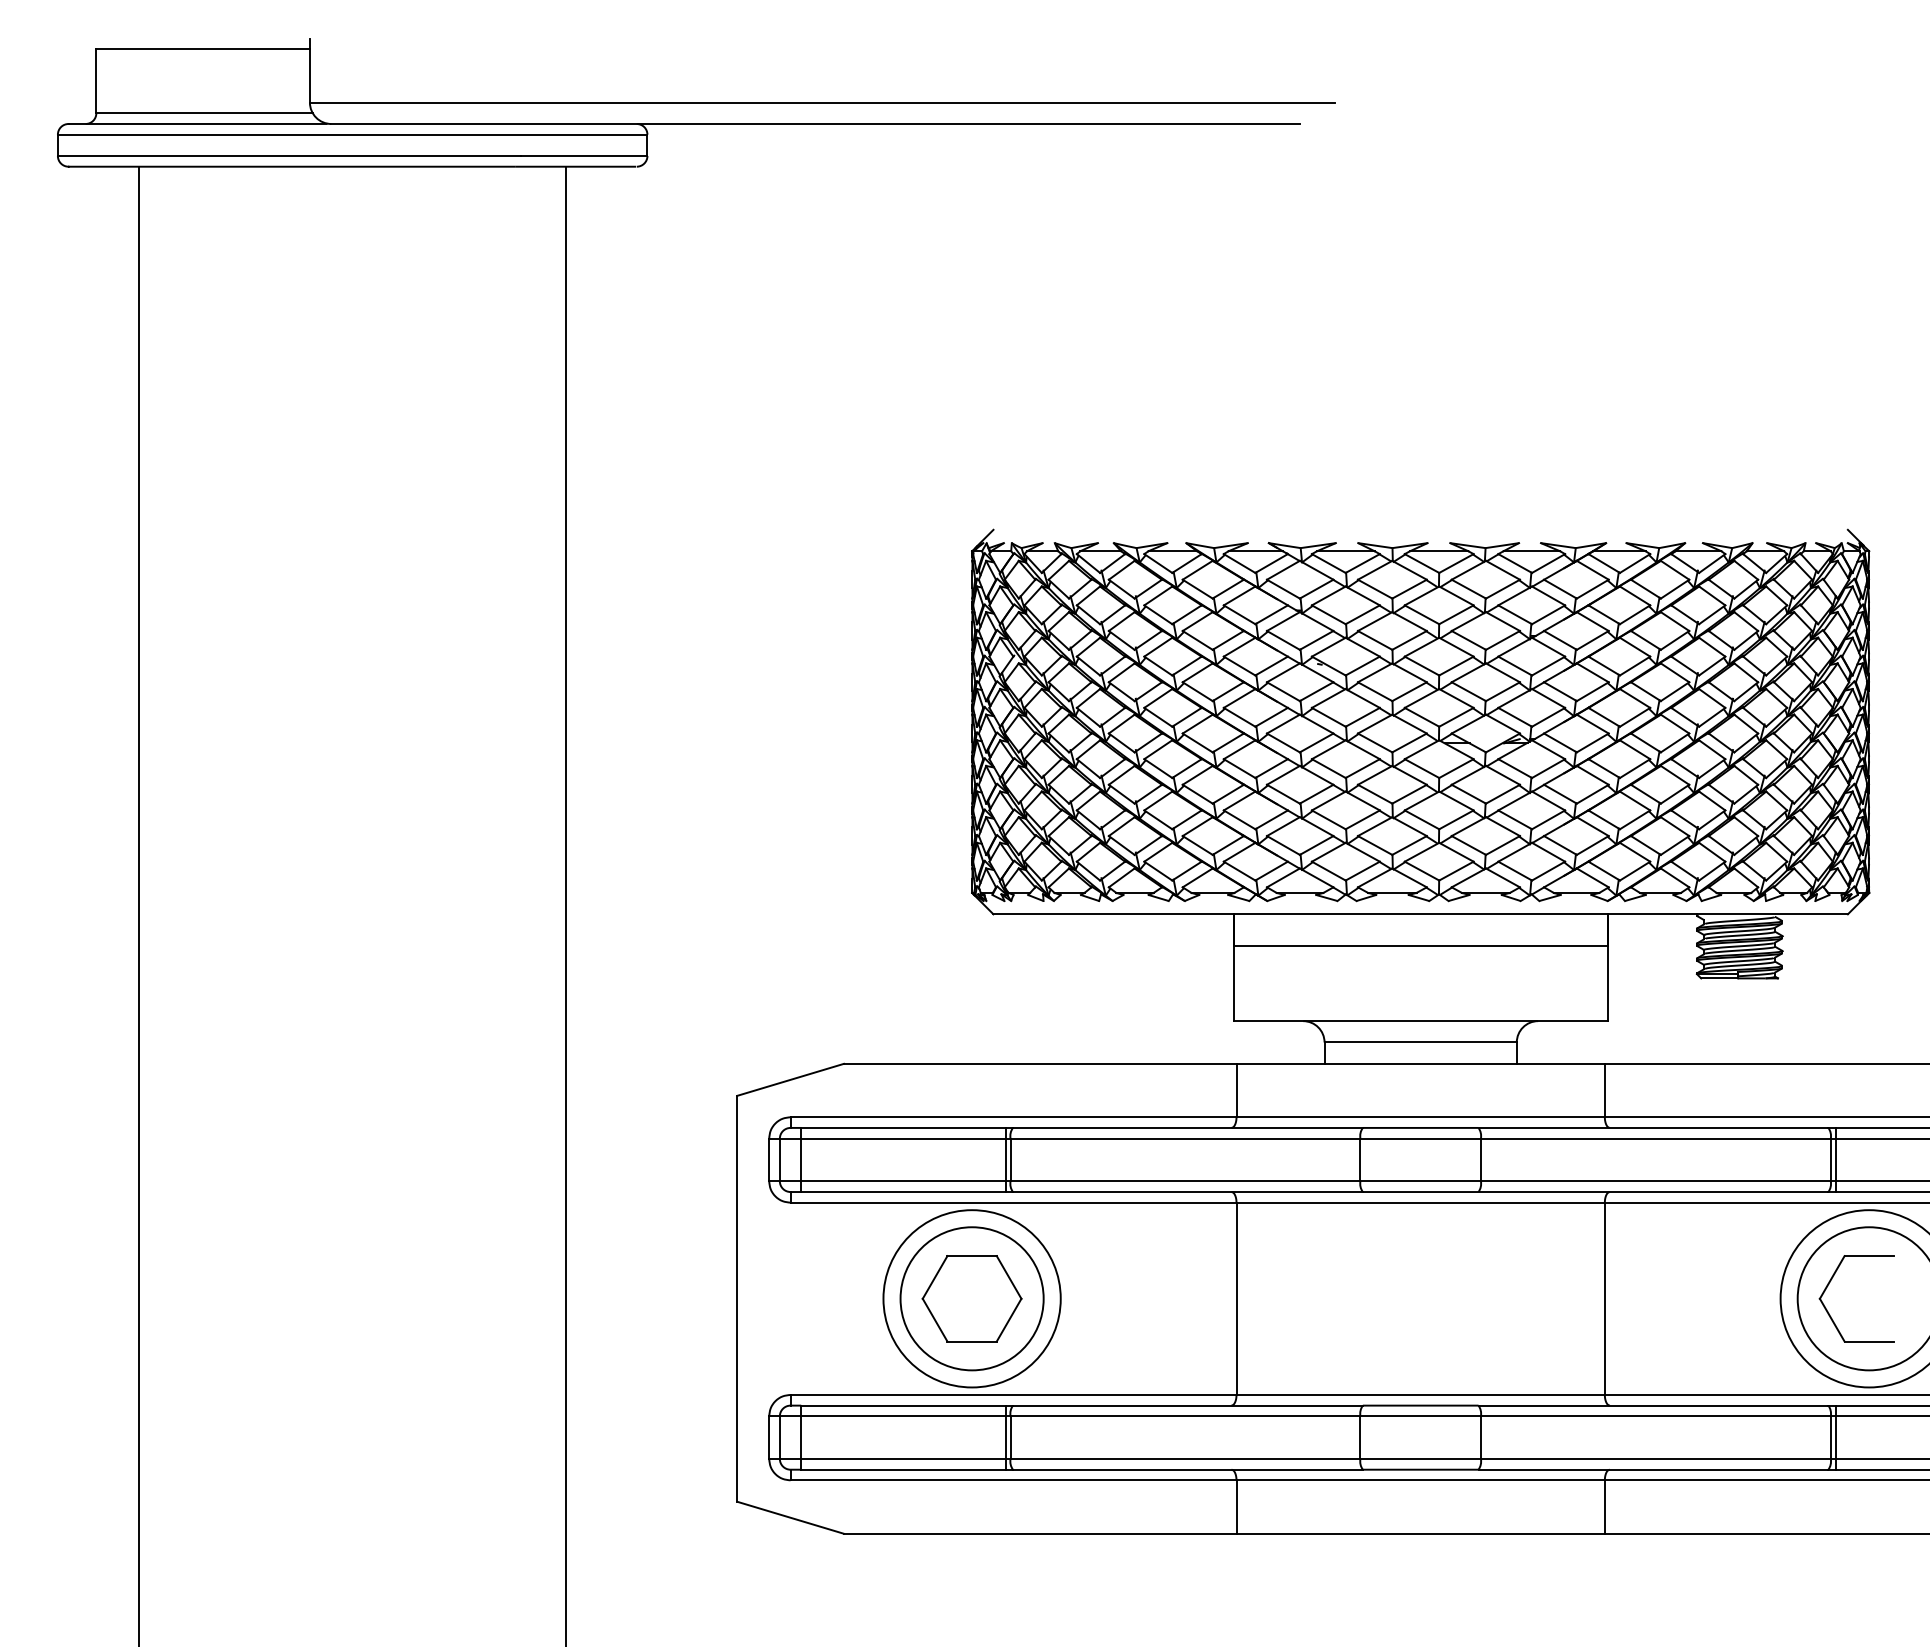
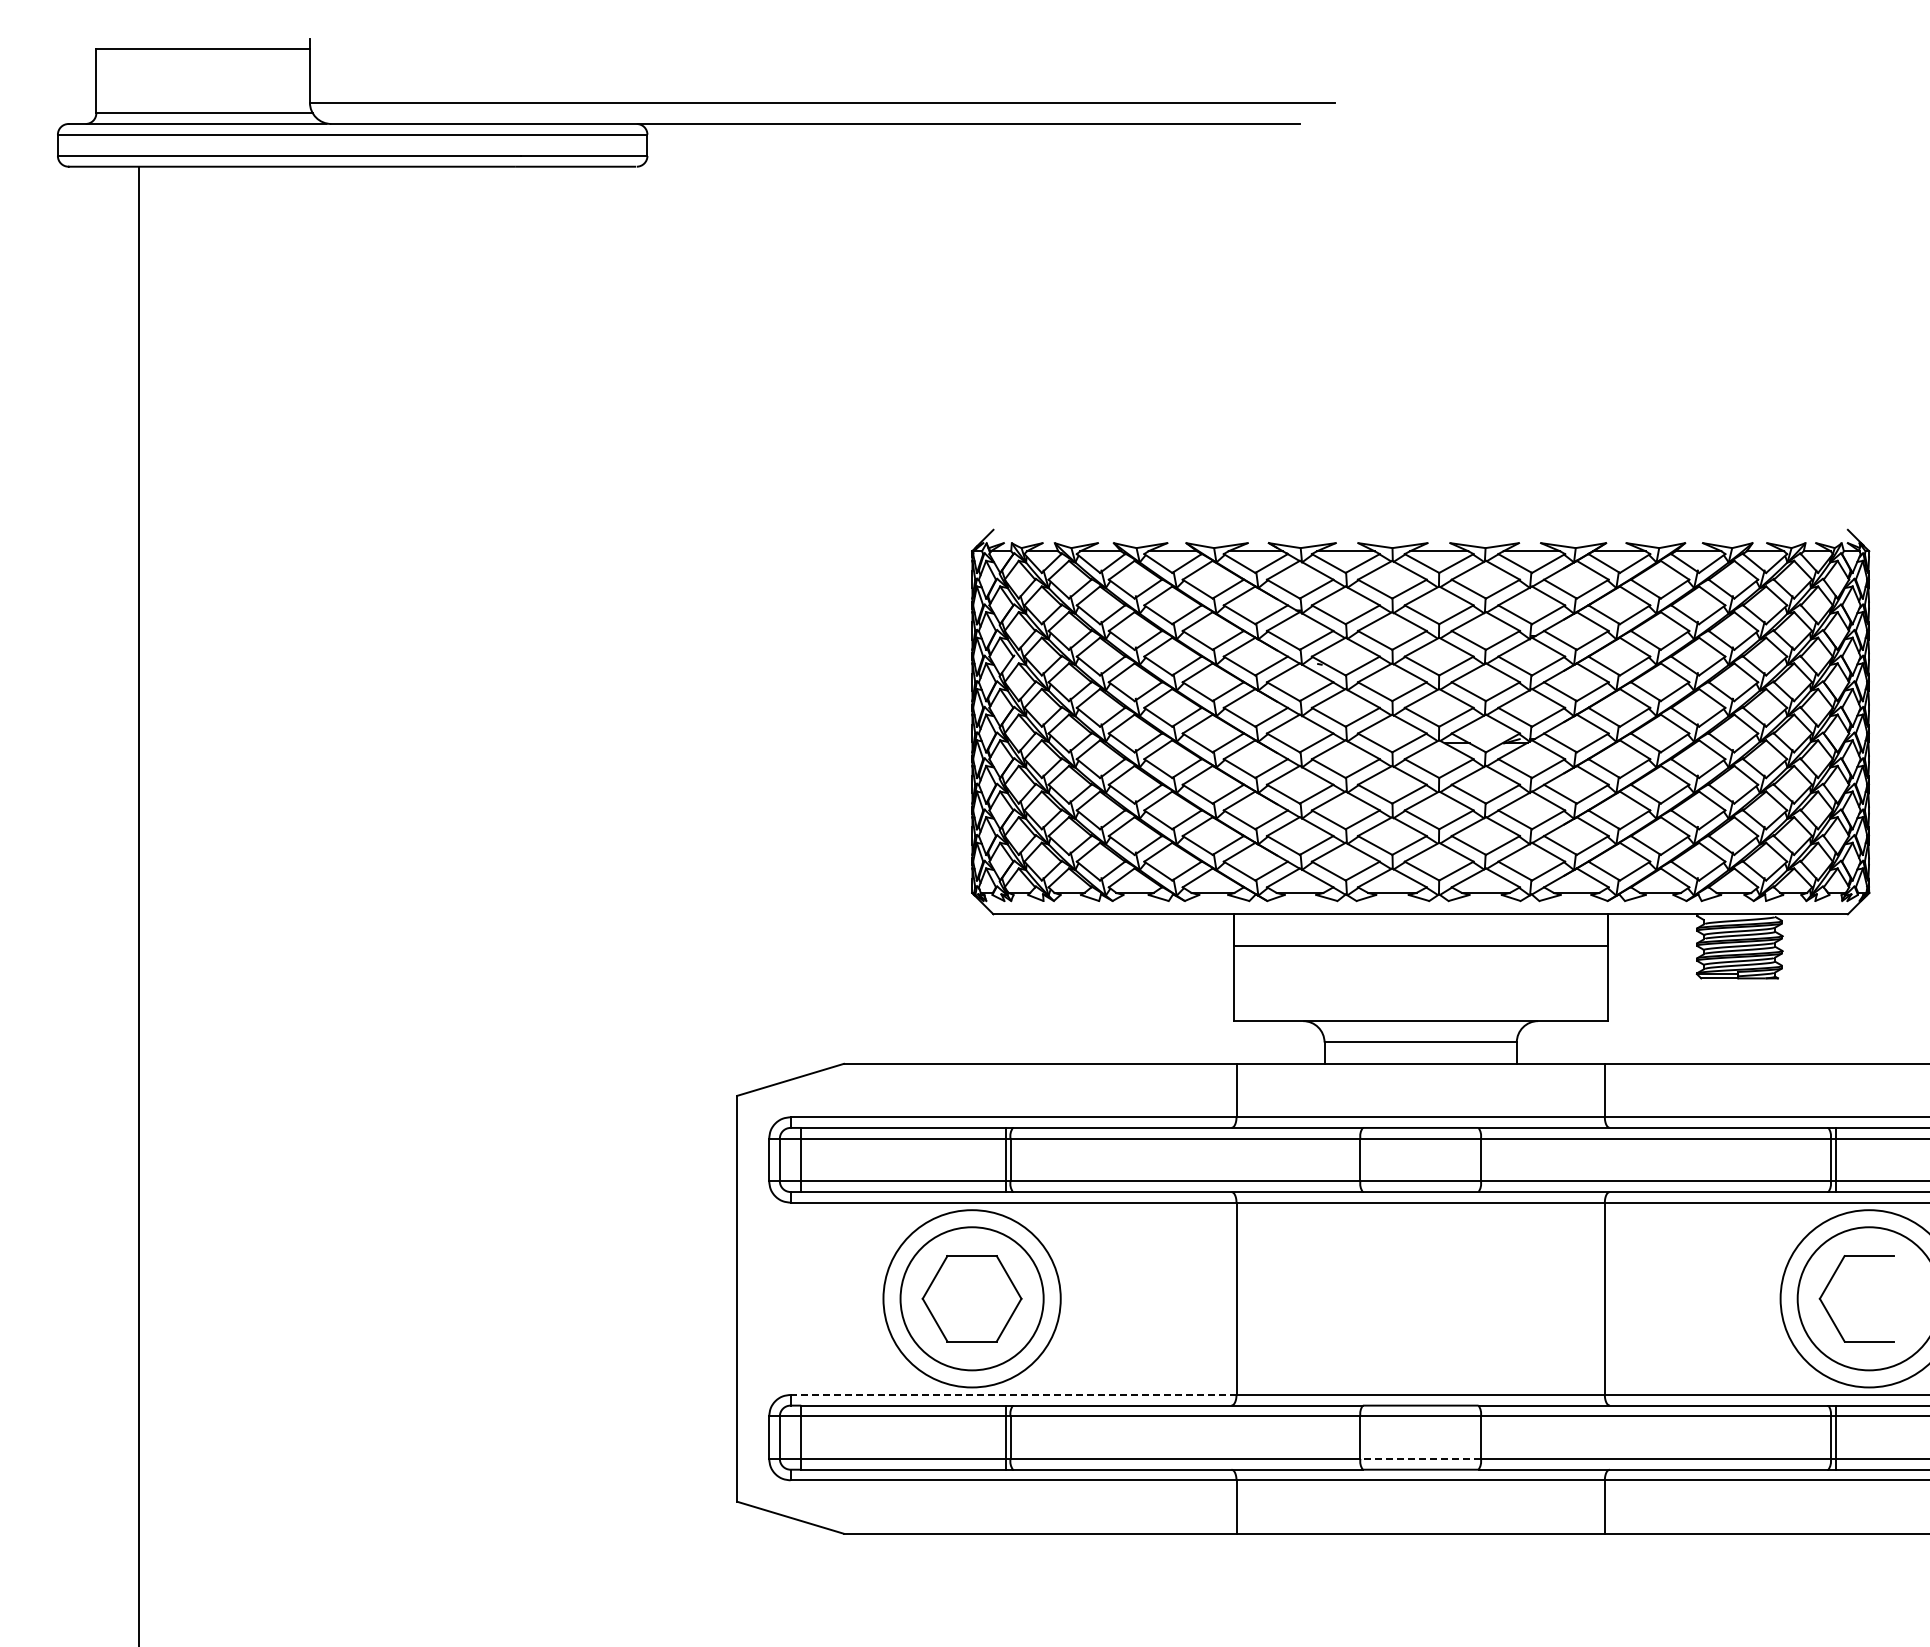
line: present -> none (566, 904)
line: solid -> dashed (1013, 1394)
line: solid -> dashed (1420, 1459)
